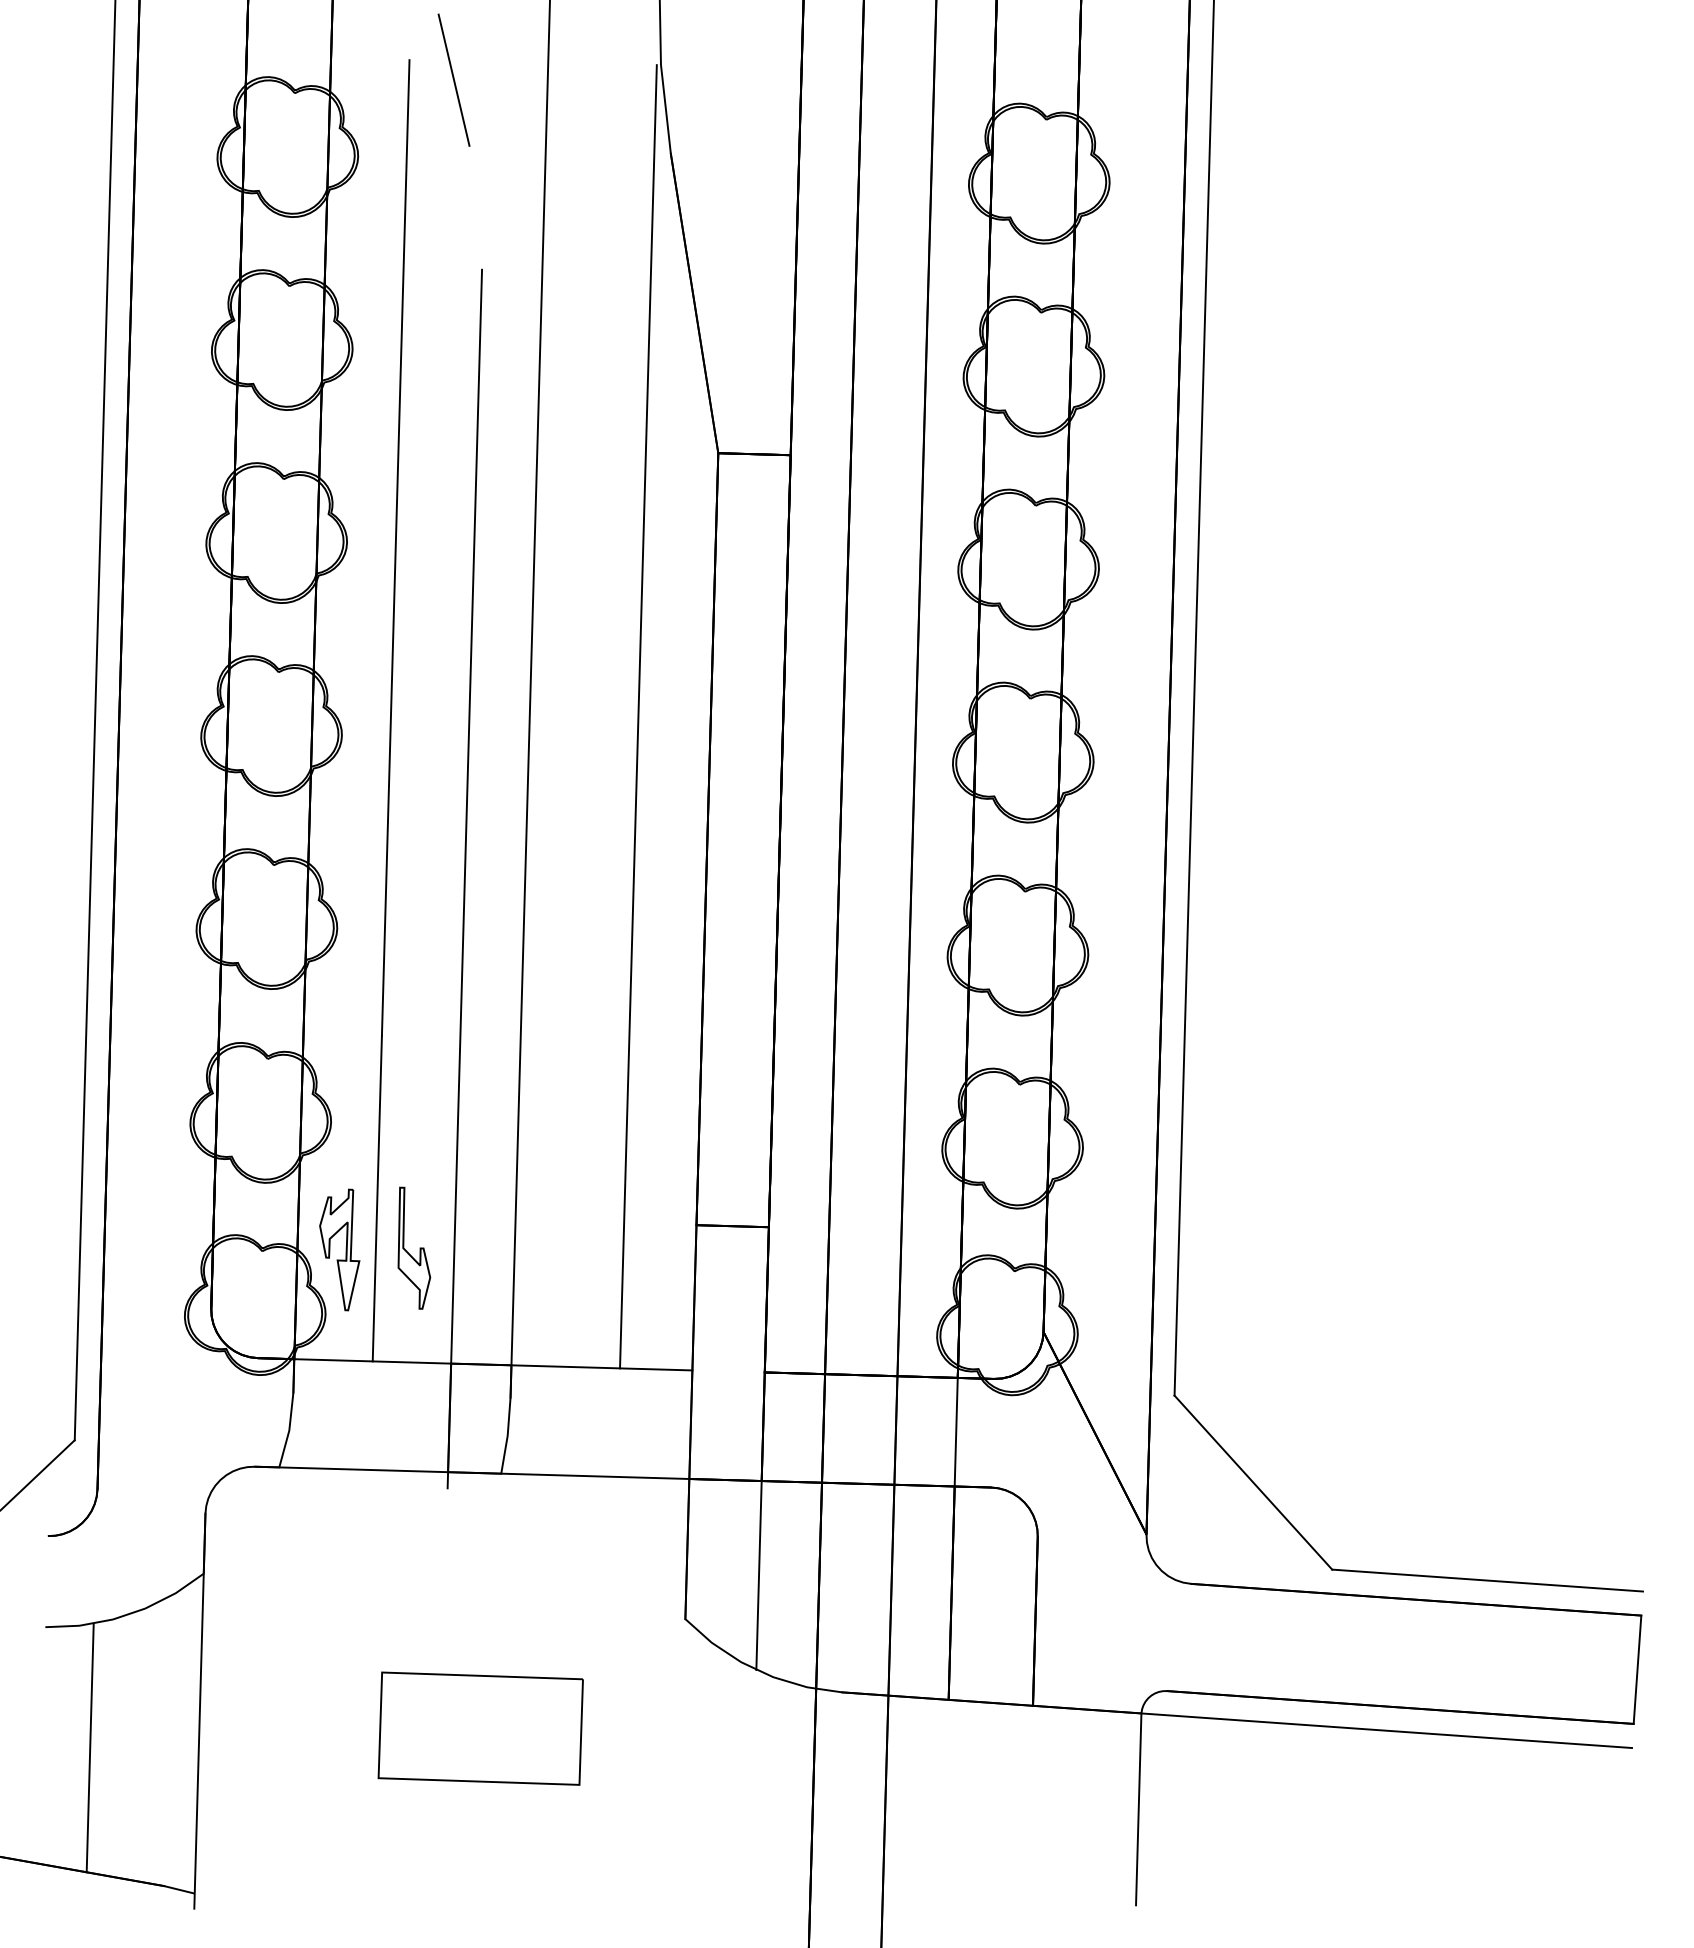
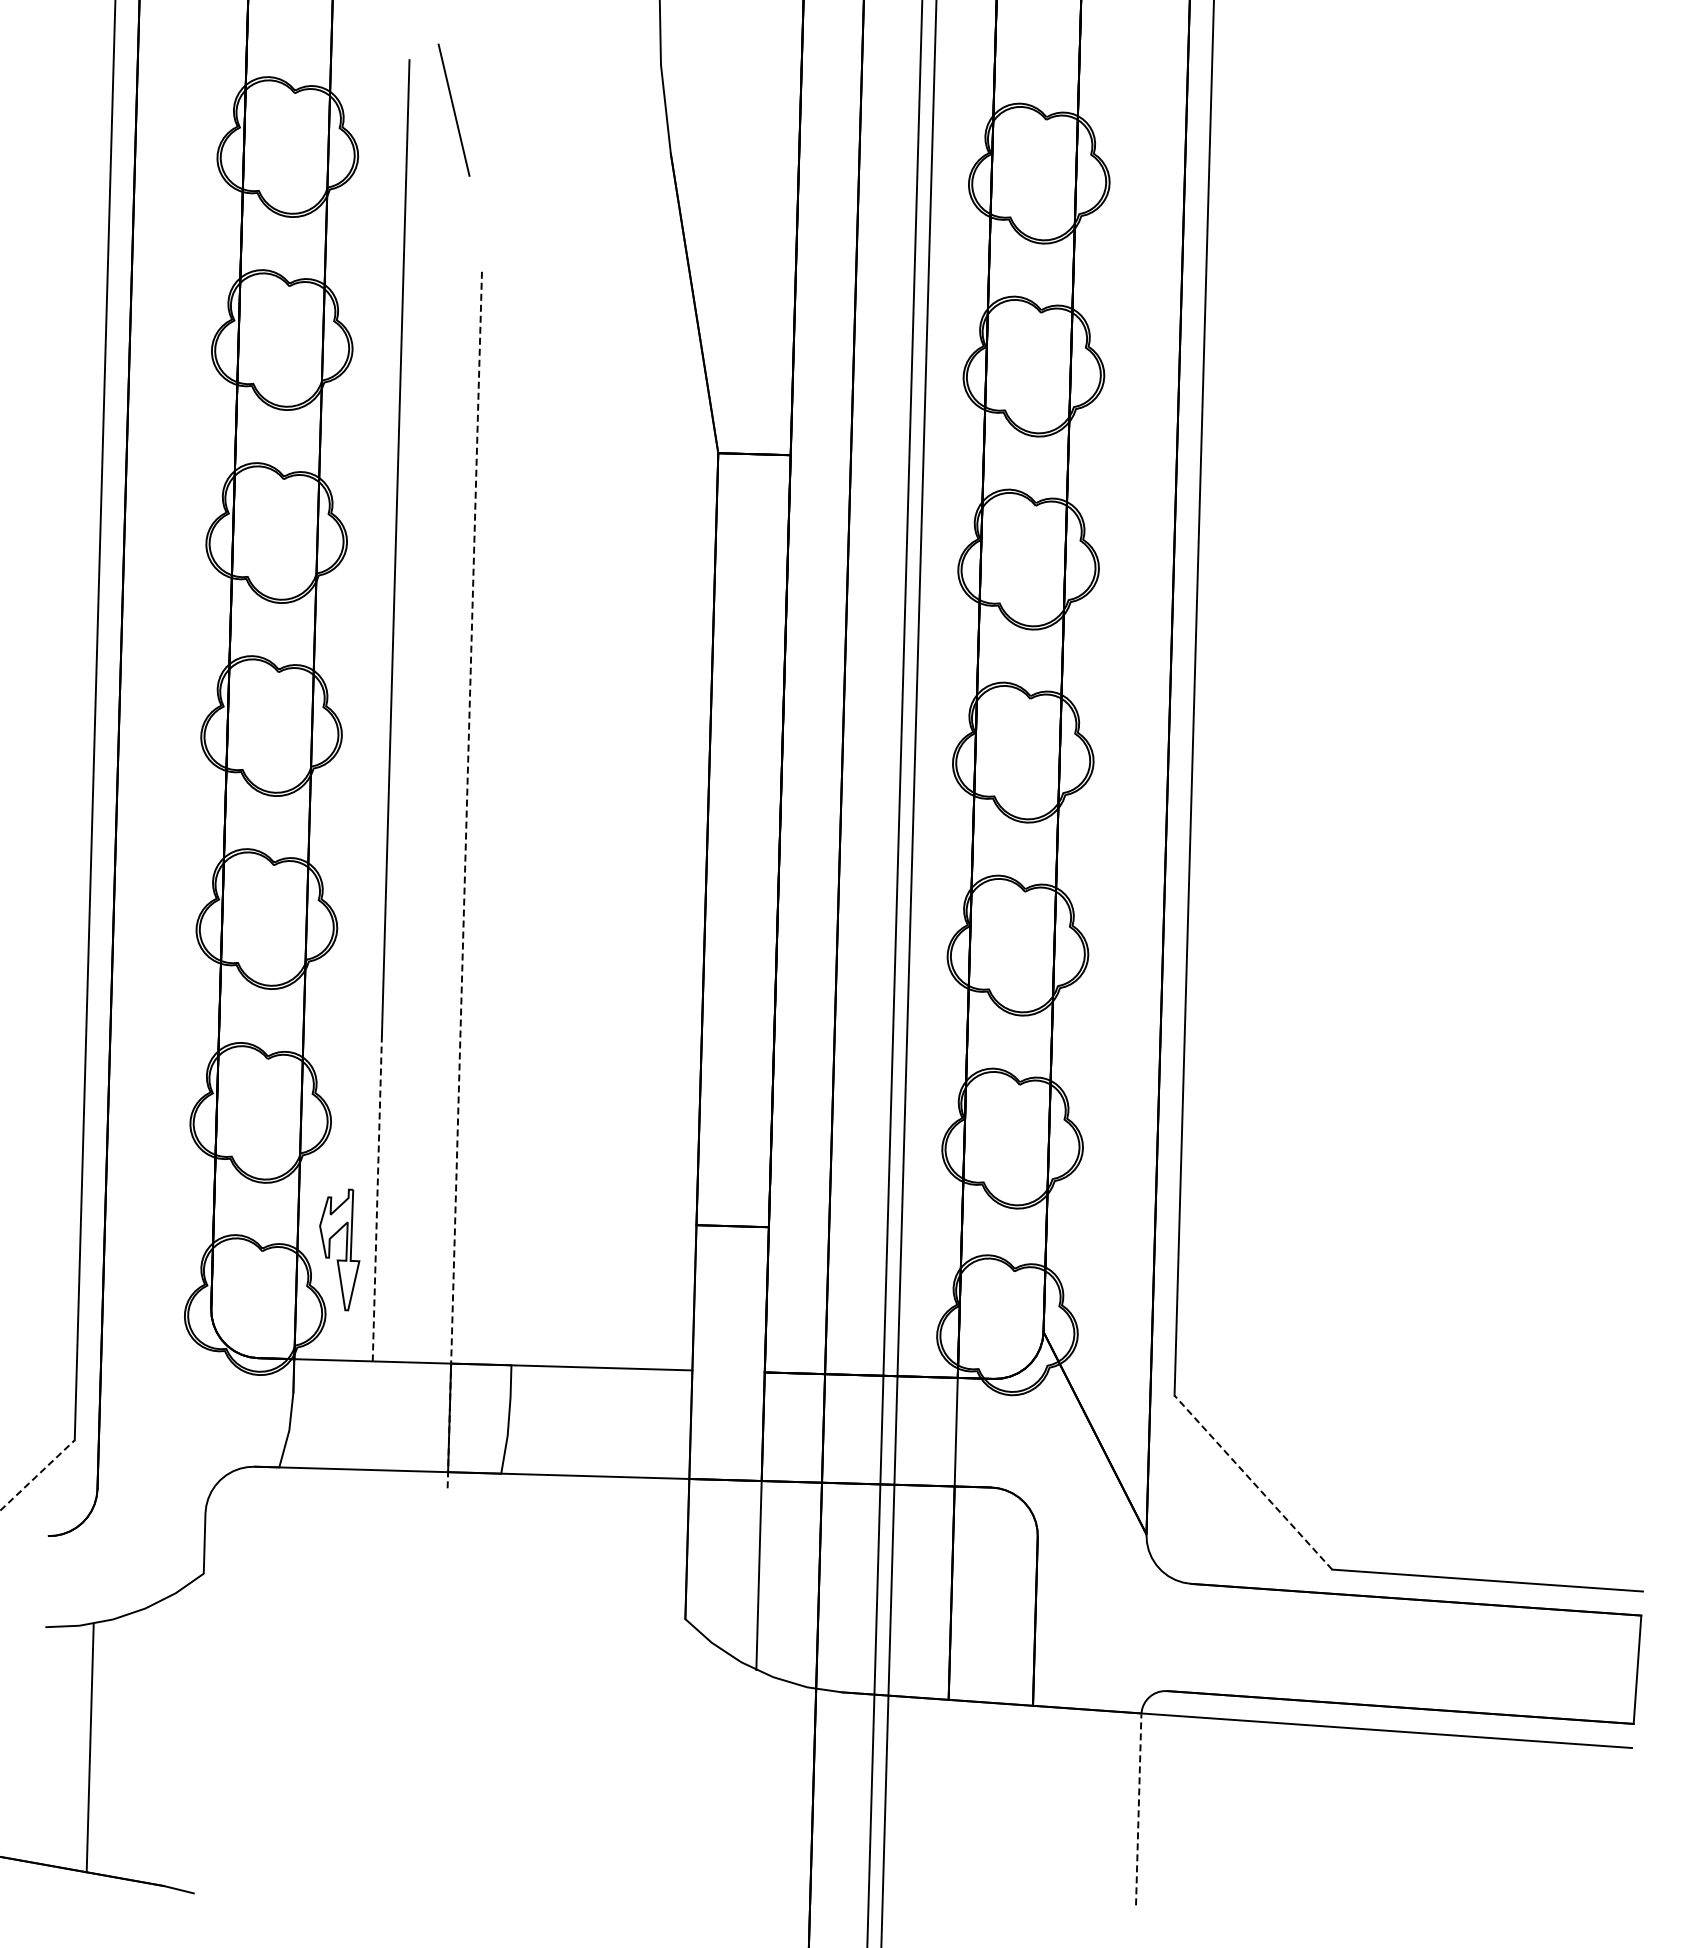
line position: (453, 79) -> (453, 109) (453, 109)
line: present -> none (529, 699)
line: present -> none (638, 716)
line: solid -> dashed (464, 879)
line position: (908, 973) -> (894, 973) (894, 973)
line: solid -> dashed (377, 1198)
part: present -> none (414, 1247)
line: solid -> dashed (37, 1475)
line: solid -> dashed (1253, 1482)
line: present -> none (199, 1710)
part: present -> none (480, 1728)
line: solid -> dashed (1138, 1809)
